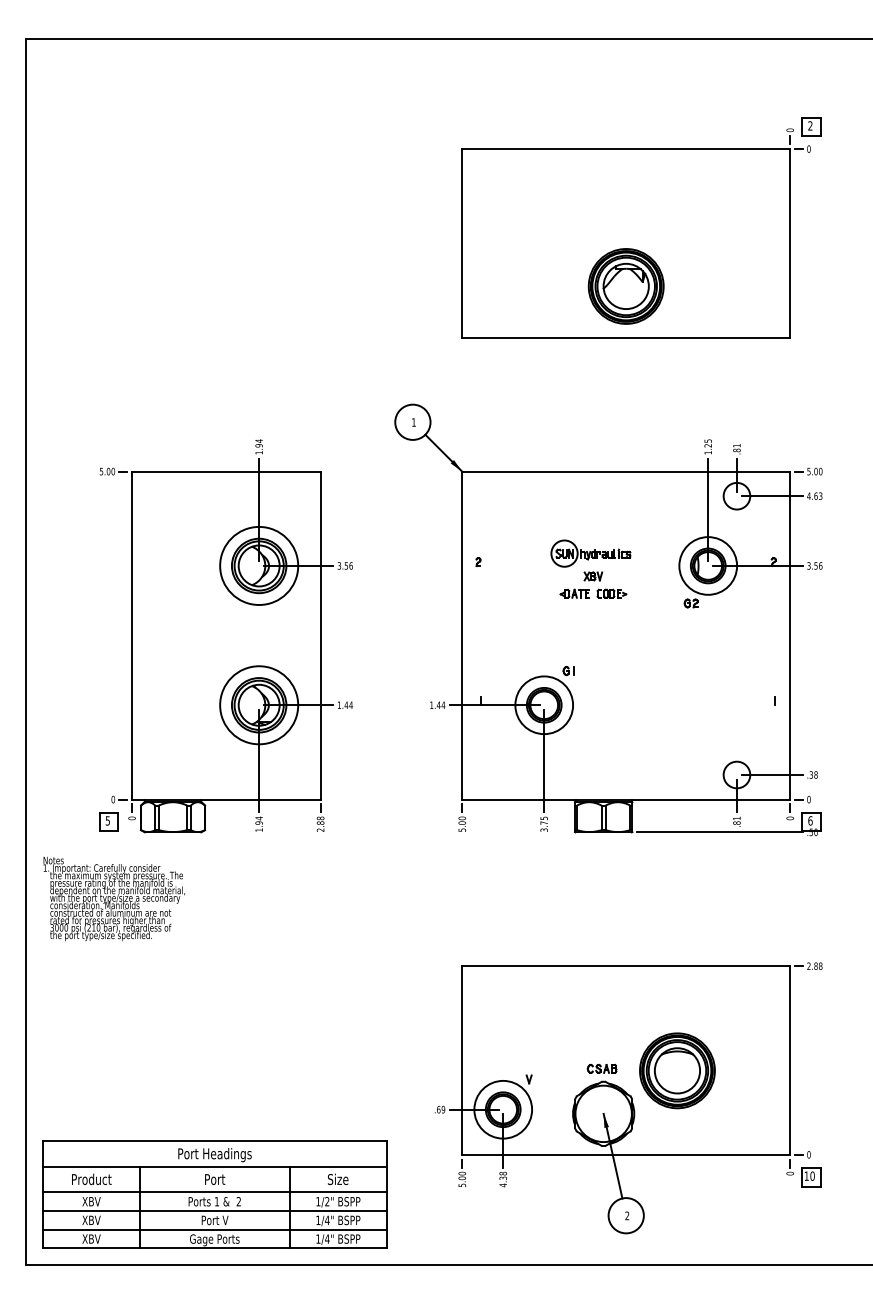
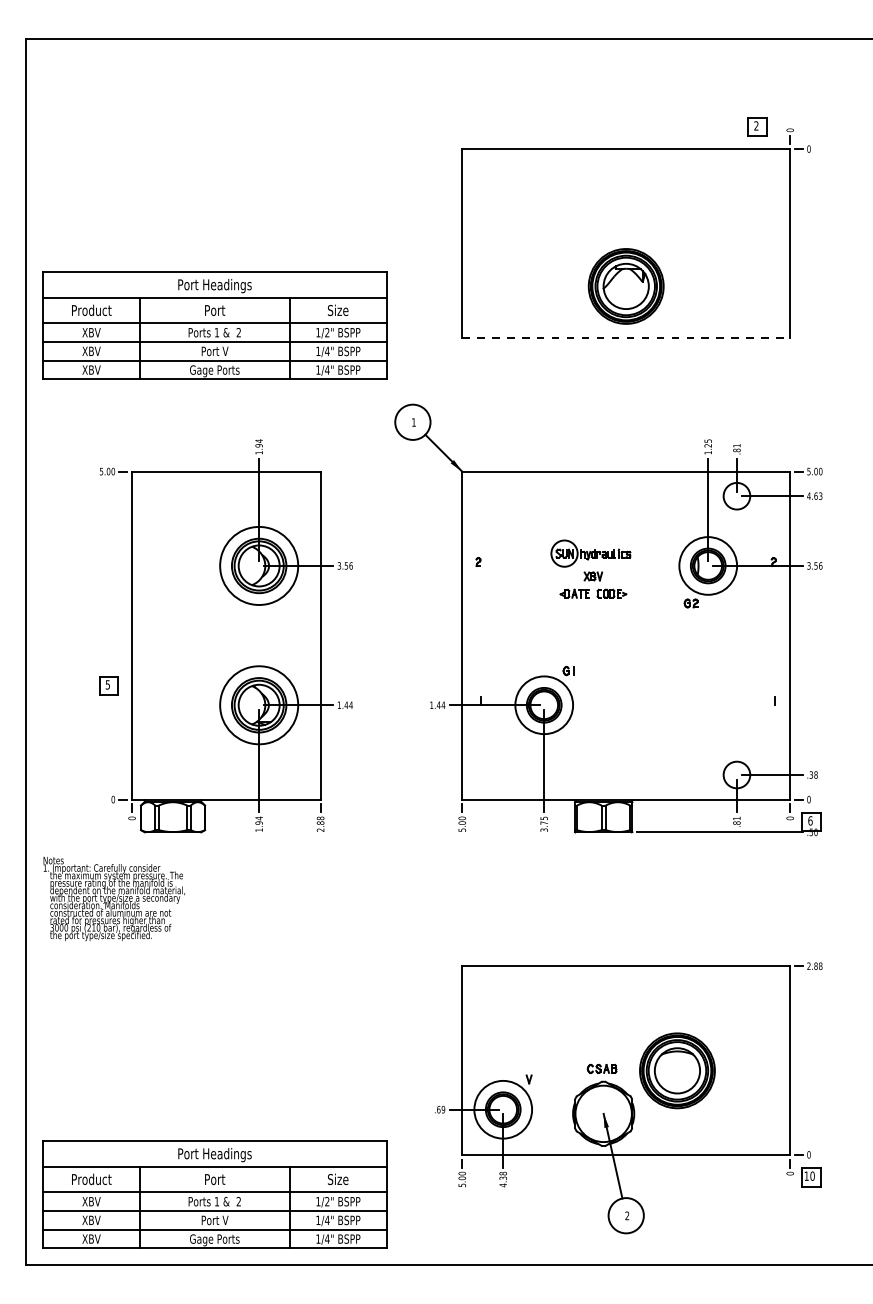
part position: (811, 126) -> (757, 126) (757, 126)
part: none -> present (214, 325)
line: solid -> dashed (626, 337)
part position: (108, 821) -> (108, 685) (108, 685)
